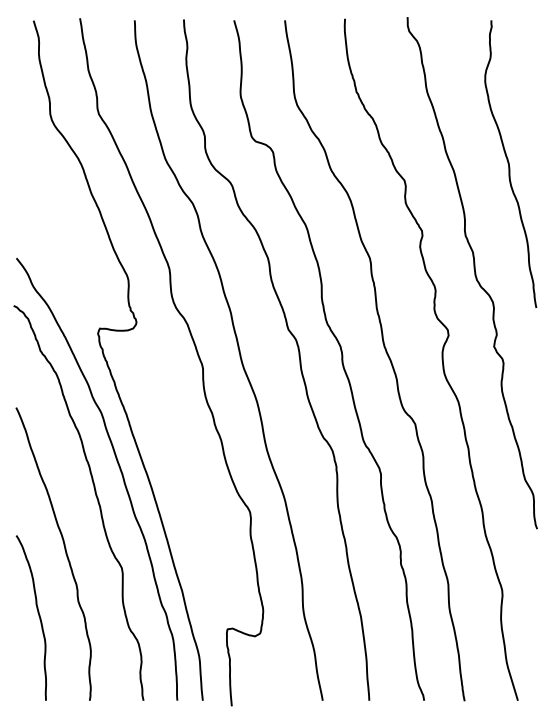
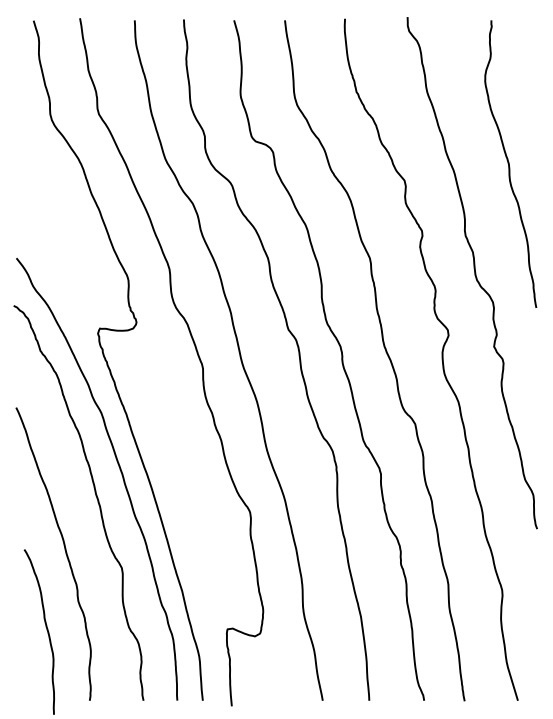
curve position: (37, 613) -> (45, 627) (45, 627)
